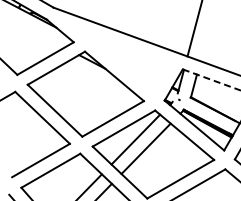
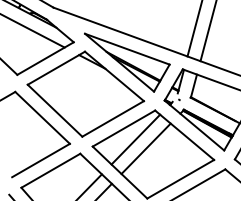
line: none -> present (33, 30)
line: none -> present (208, 31)
part: none -> present (127, 62)
line: dashed -> solid (211, 79)
